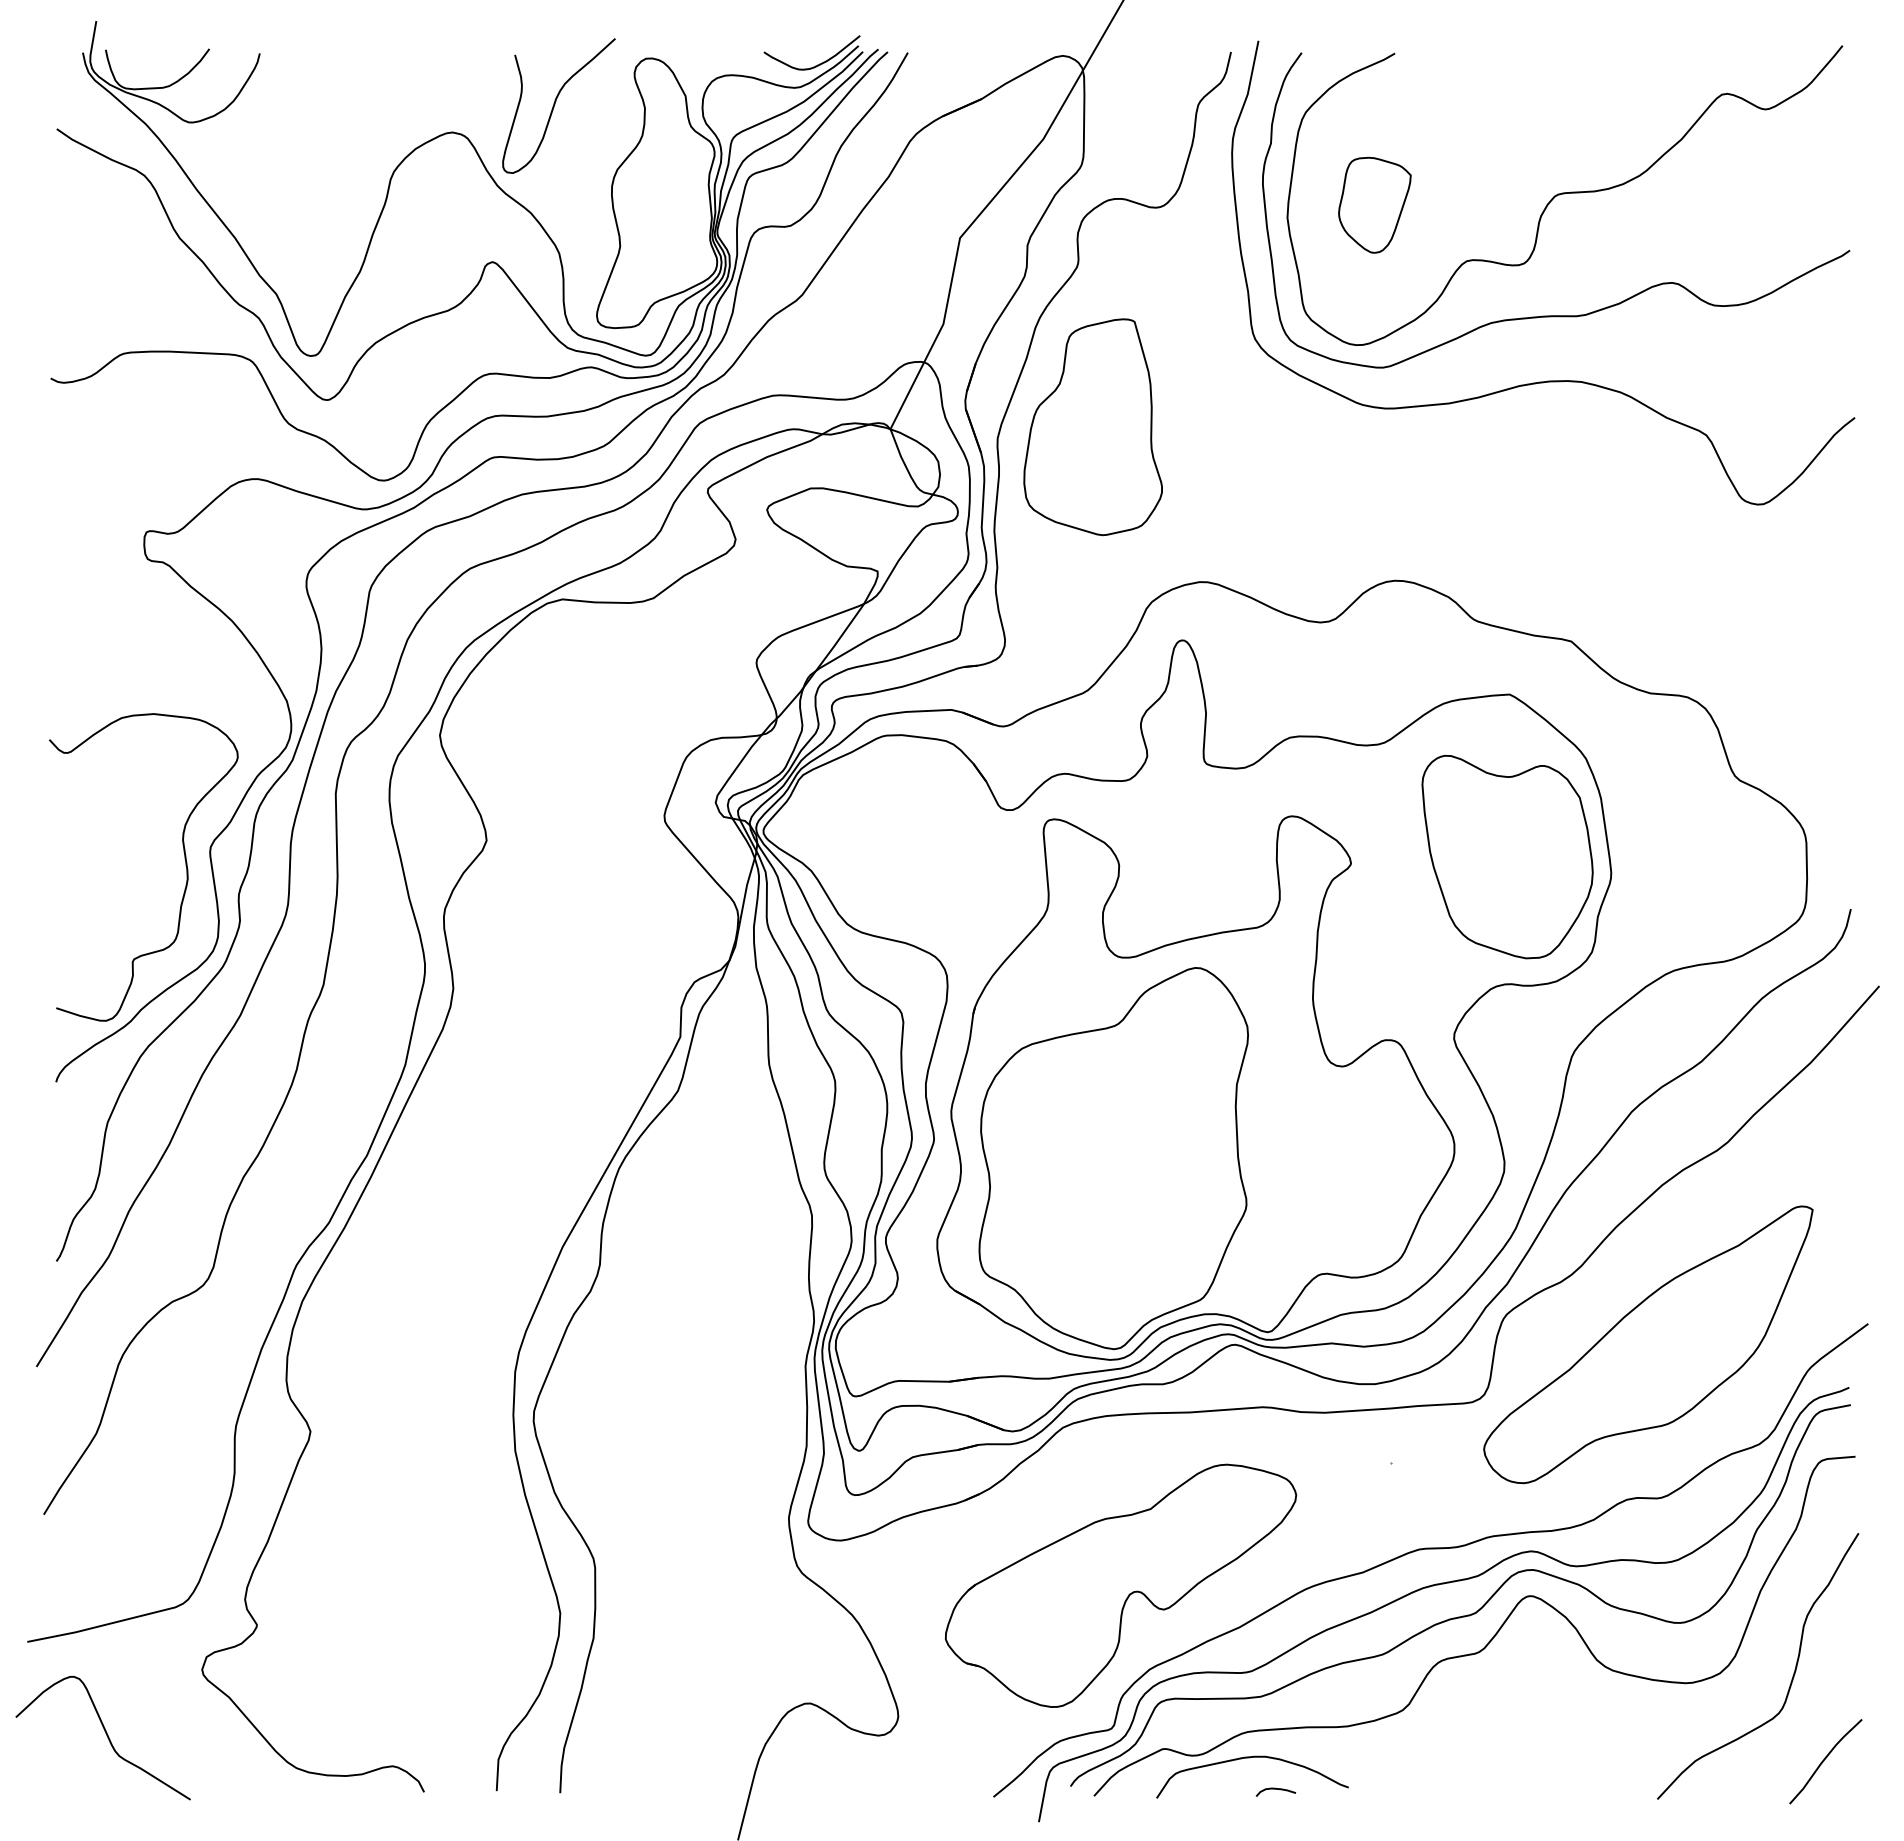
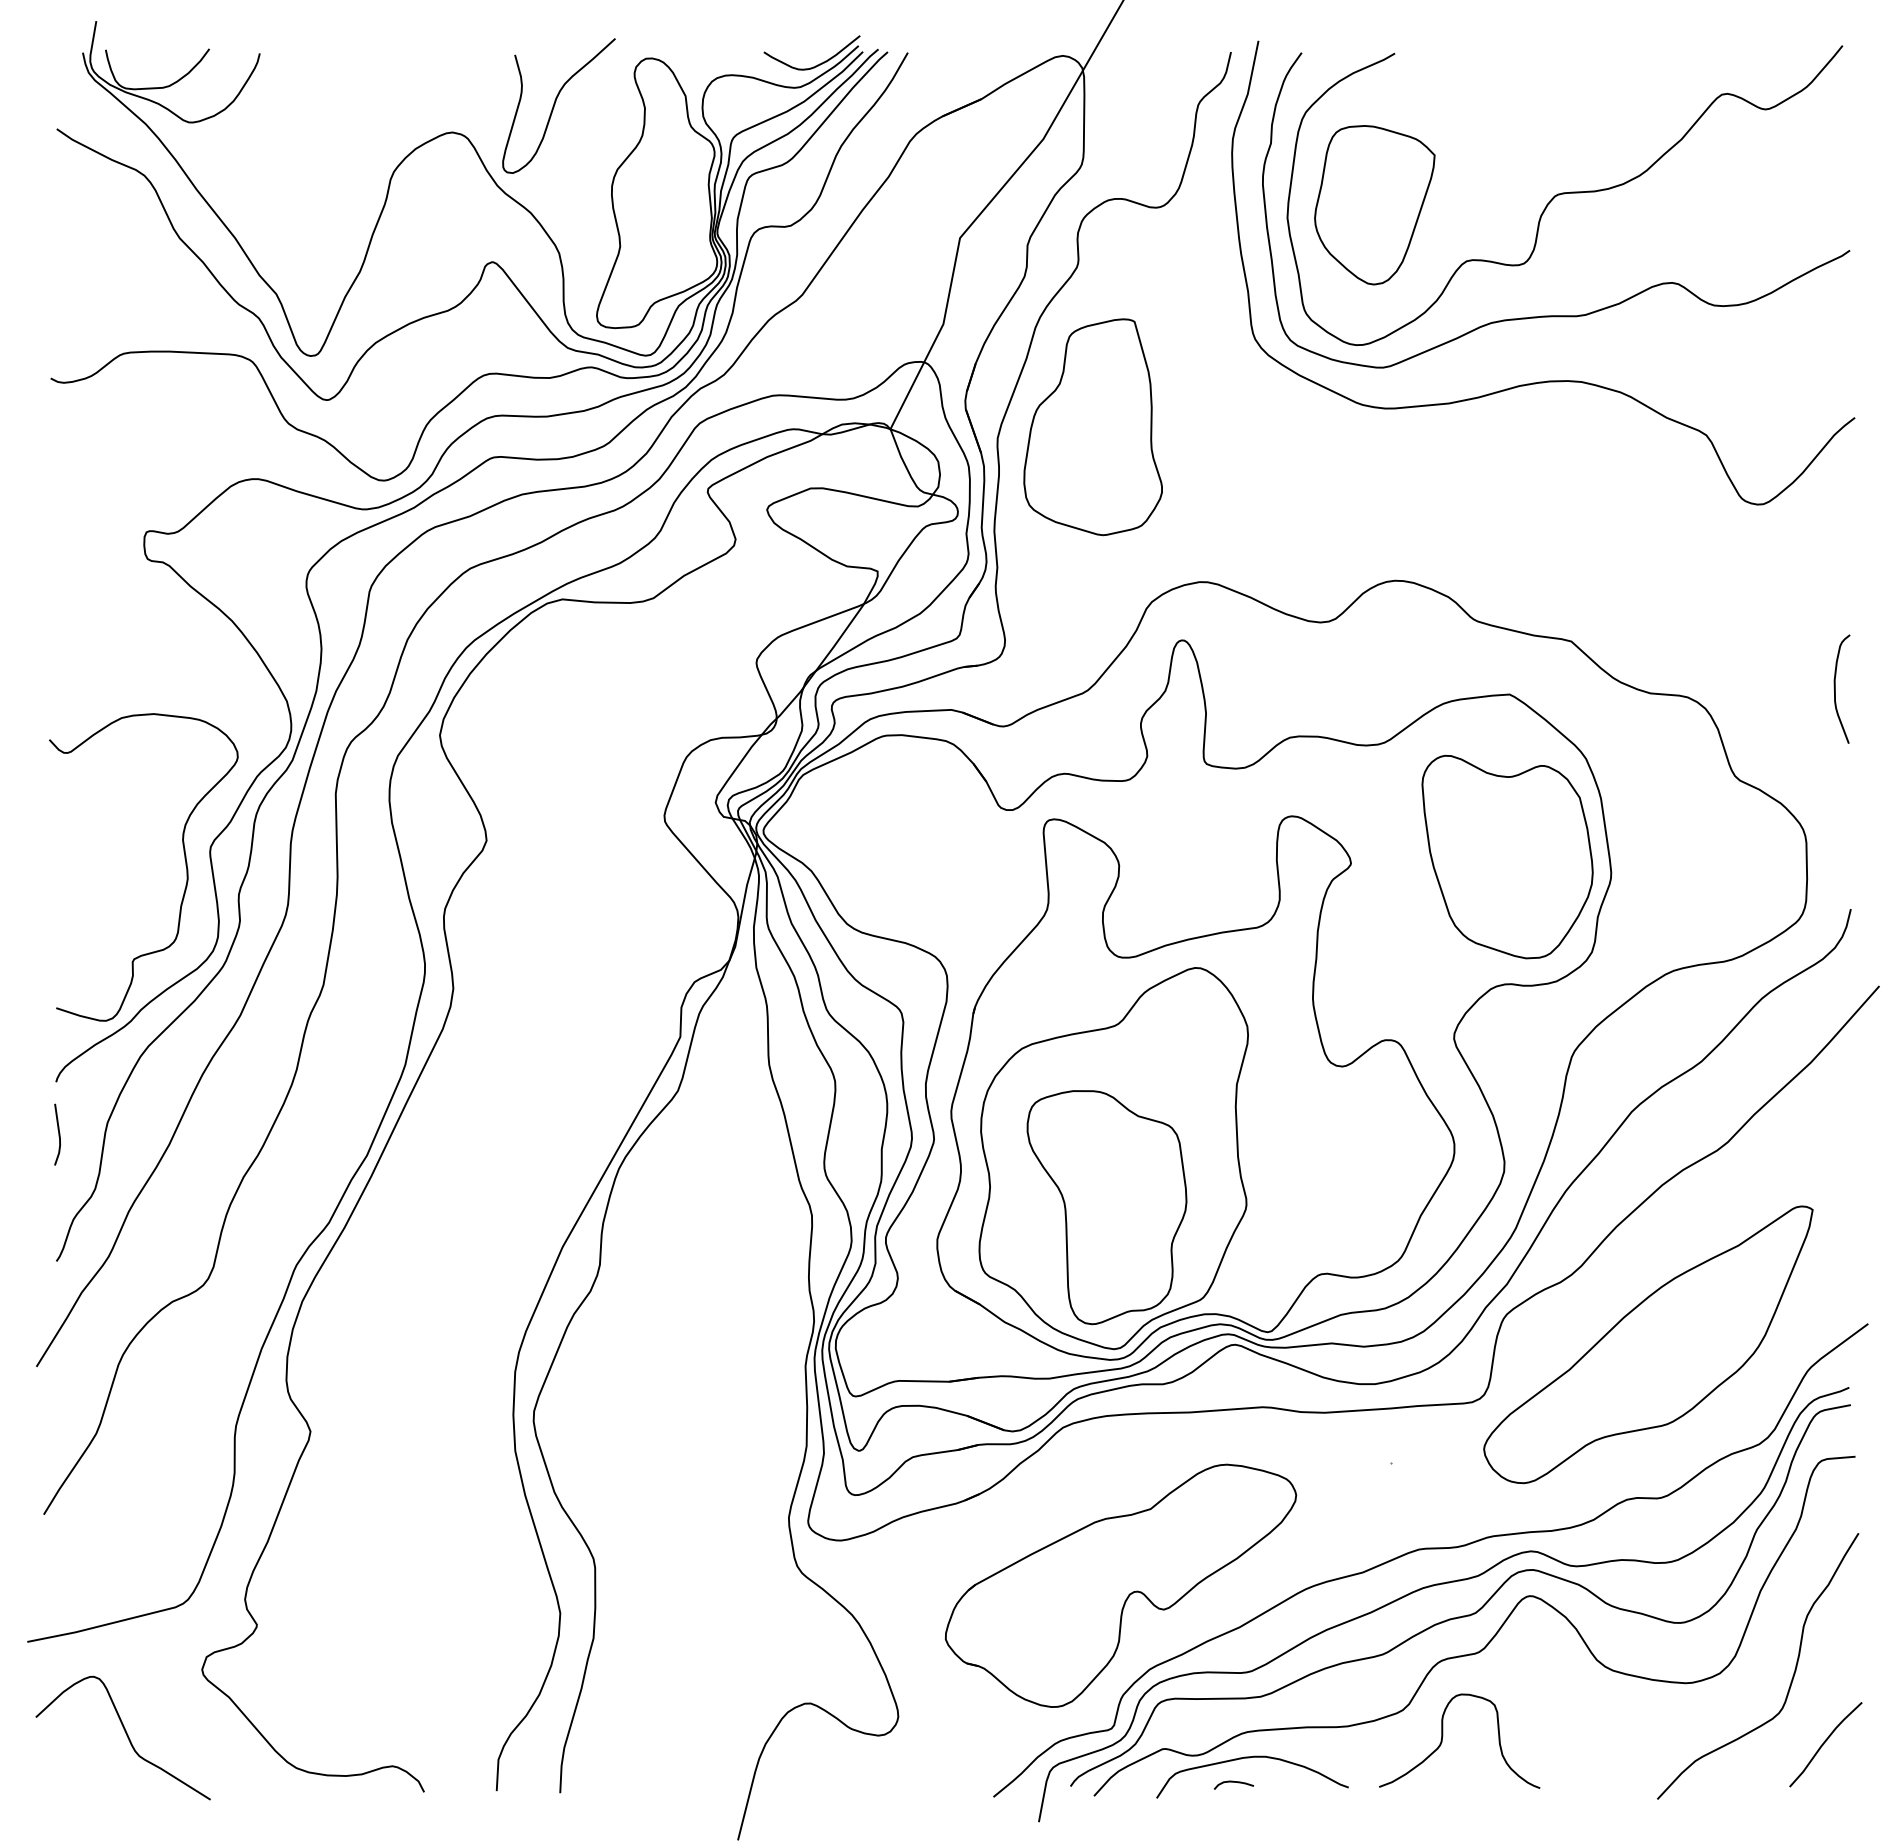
part size: 74x98 px -> 122x161 px (1374, 205)
curve: none -> present (1835, 688)
line: none -> present (58, 1134)
part: none -> present (1106, 1207)
curve position: (106, 1735) -> (126, 1735) (126, 1735)
curve: none -> present (1443, 1736)
curve position: (1824, 1761) -> (1824, 1744) (1824, 1744)
curve position: (1275, 1789) -> (1233, 1782) (1233, 1782)
